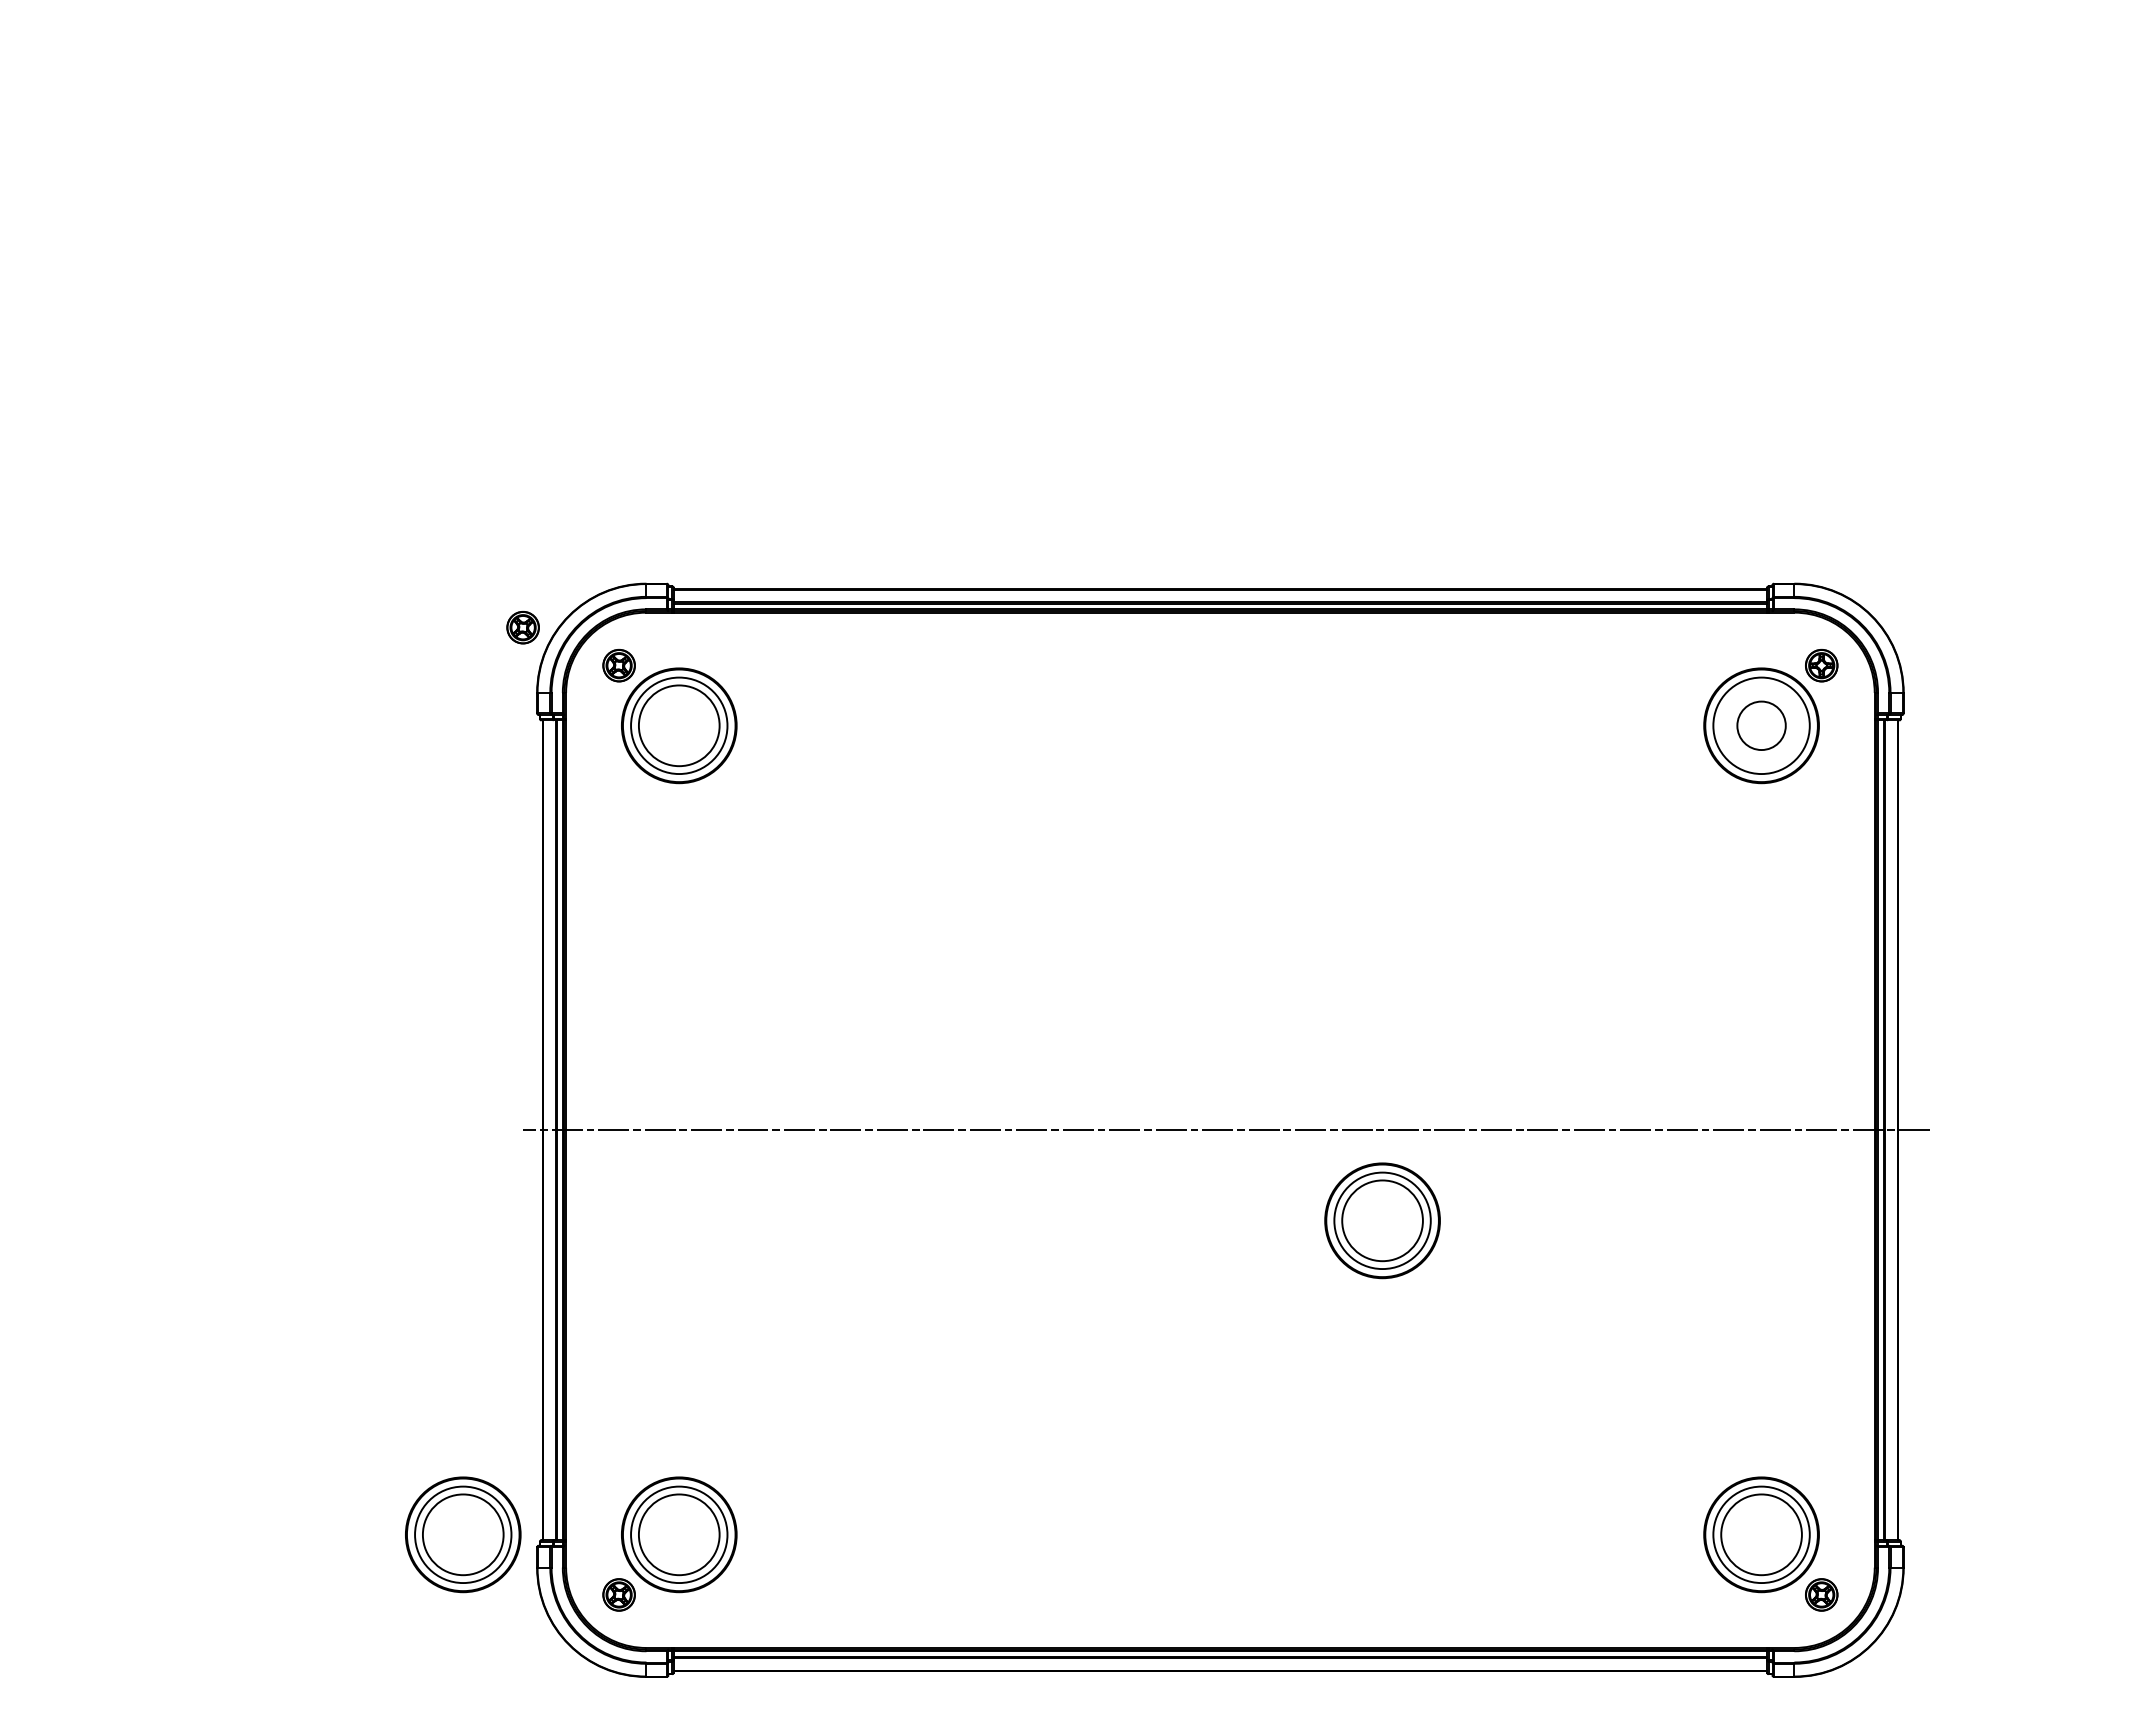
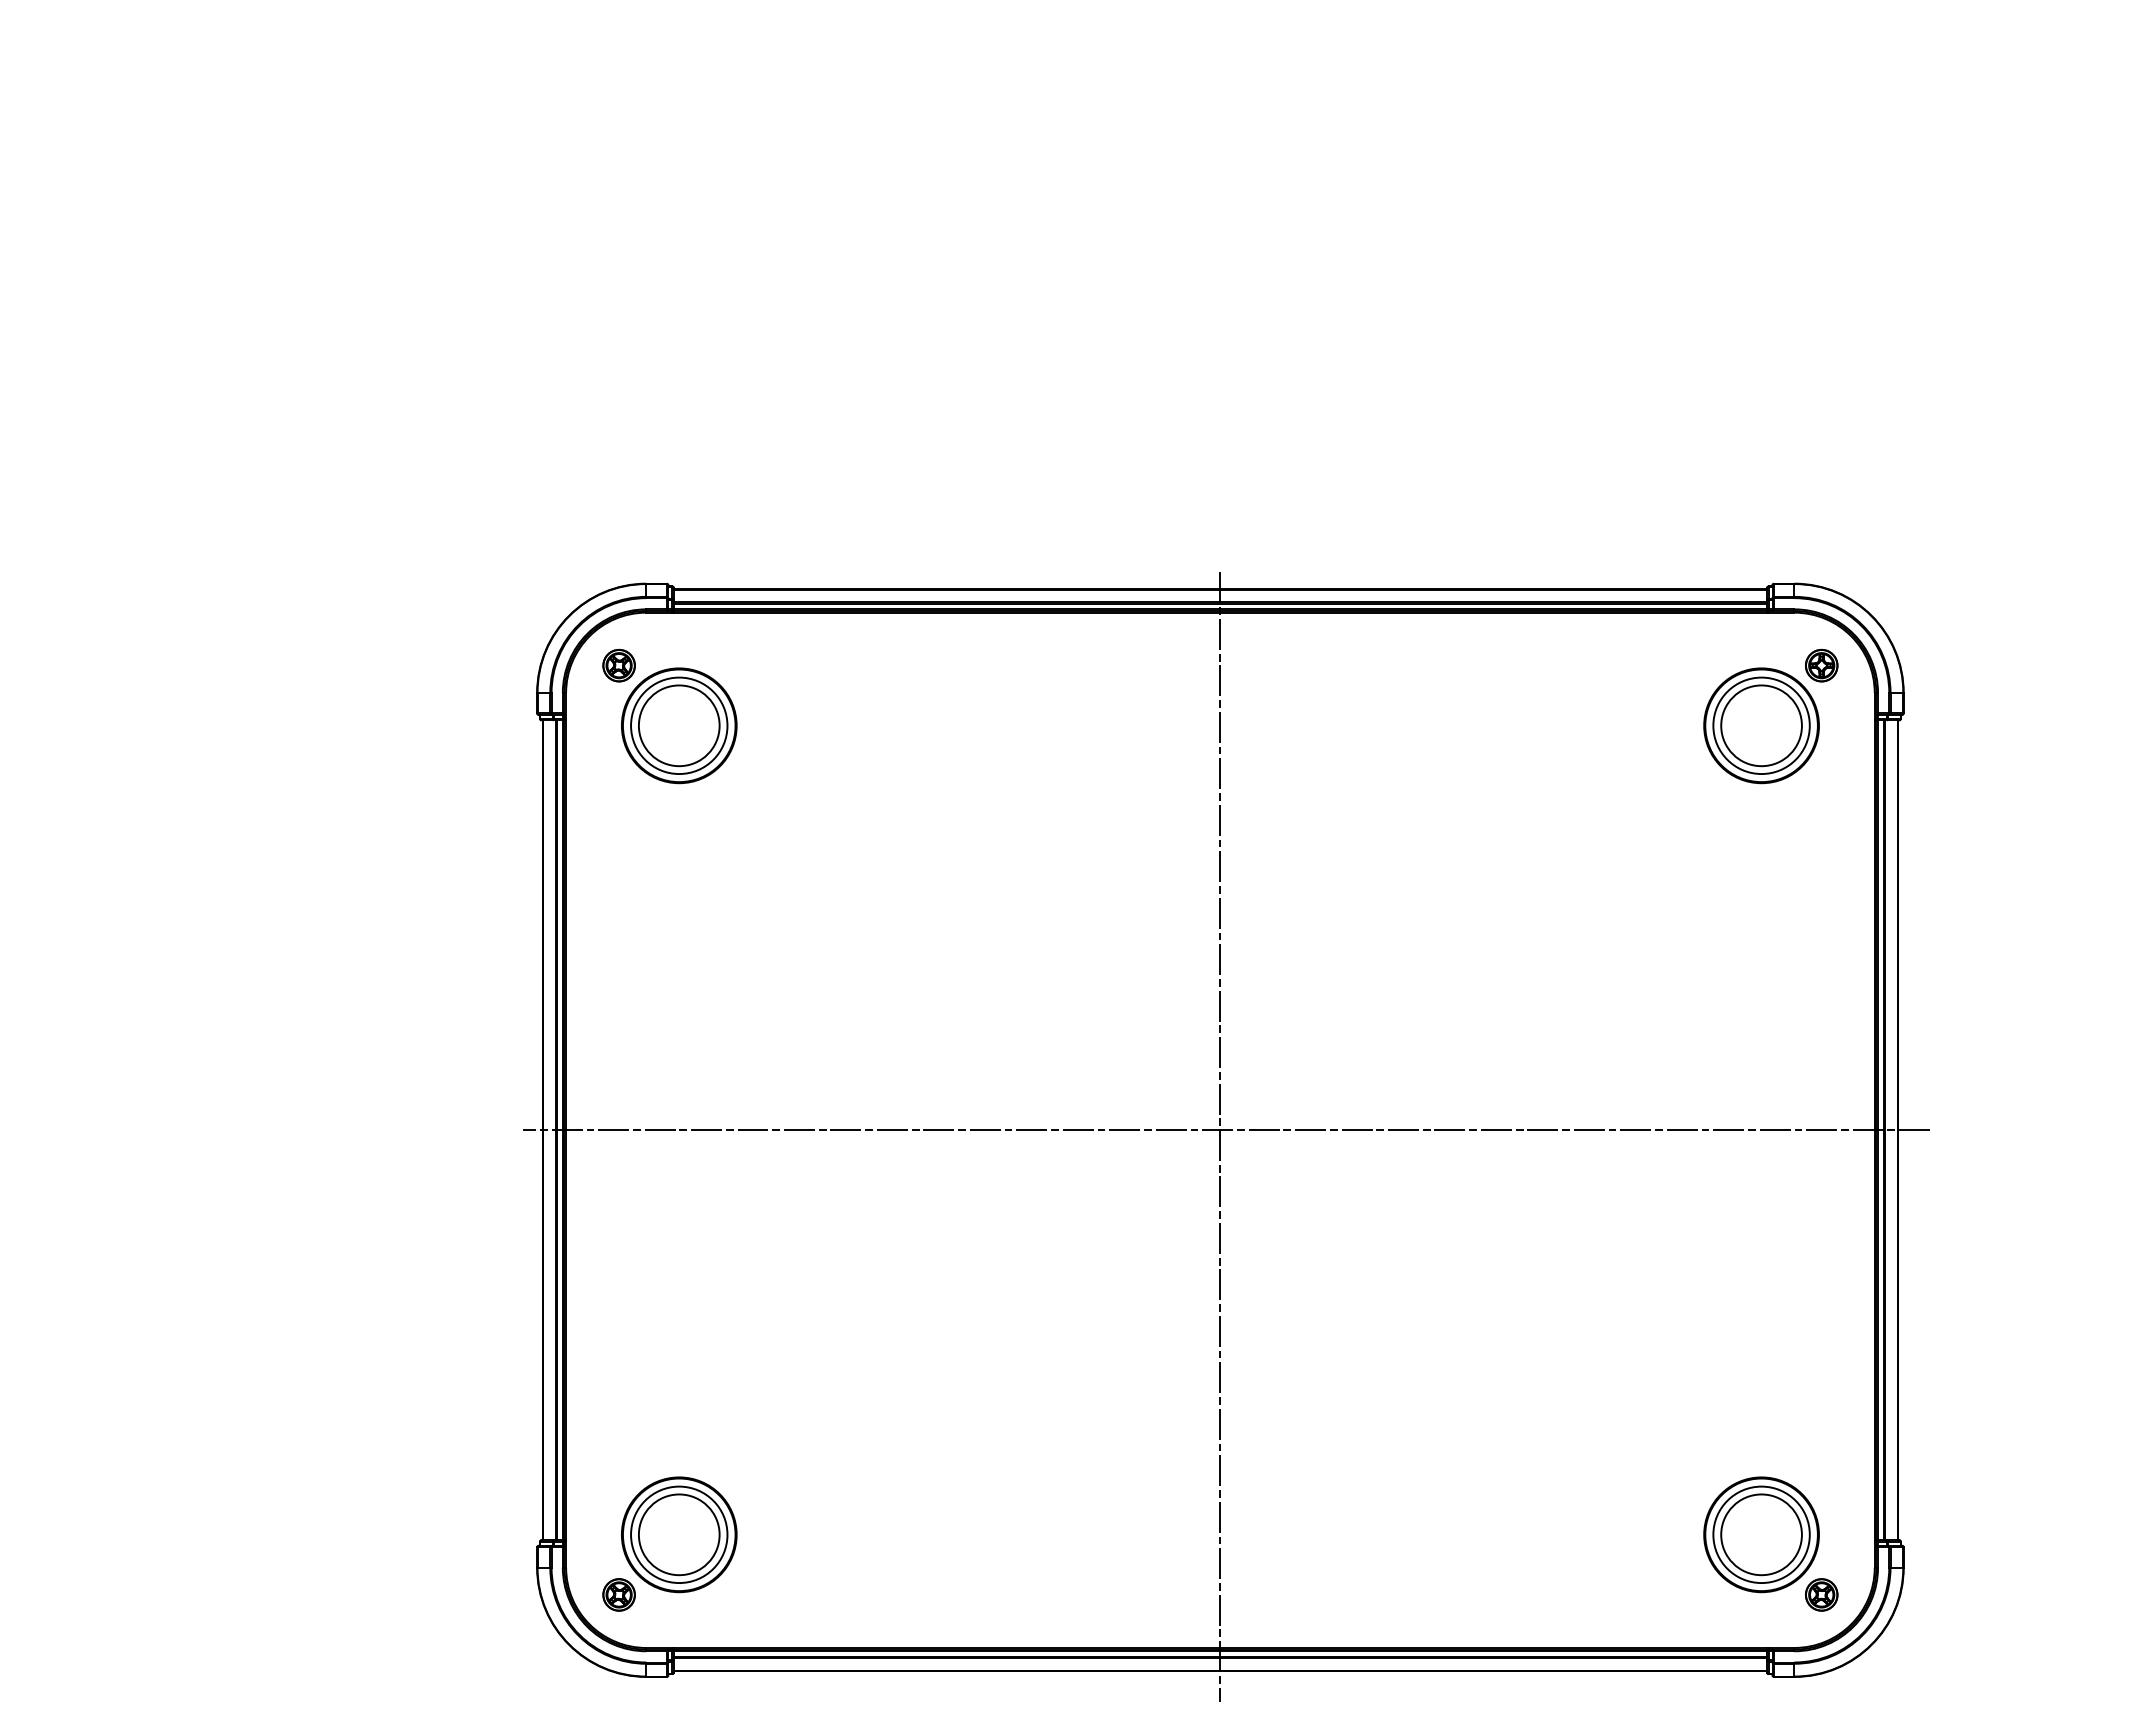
part: present -> none (522, 627)
circle diameter: 48 px -> 81 px (1761, 725)
line: none -> present (1220, 1136)
part: present -> none (1382, 1220)
part: present -> none (463, 1534)
